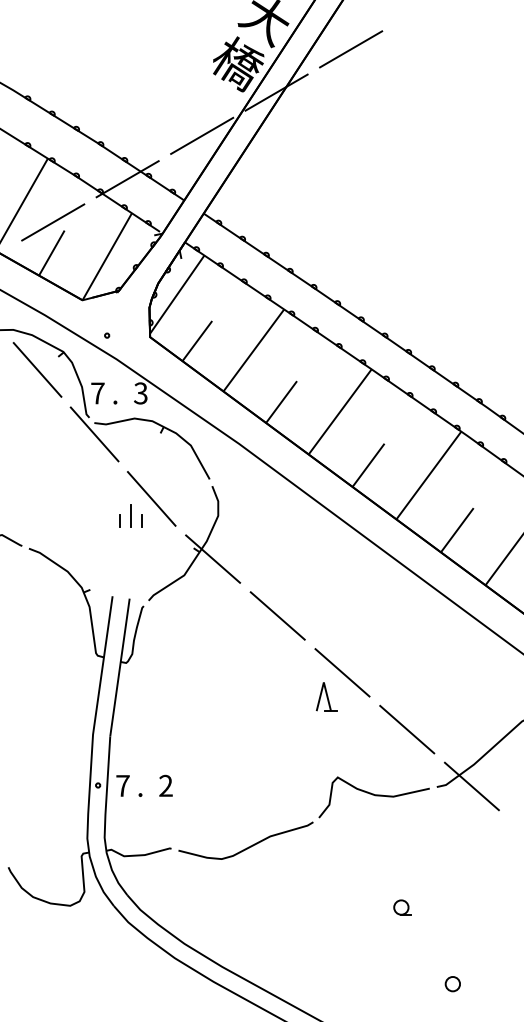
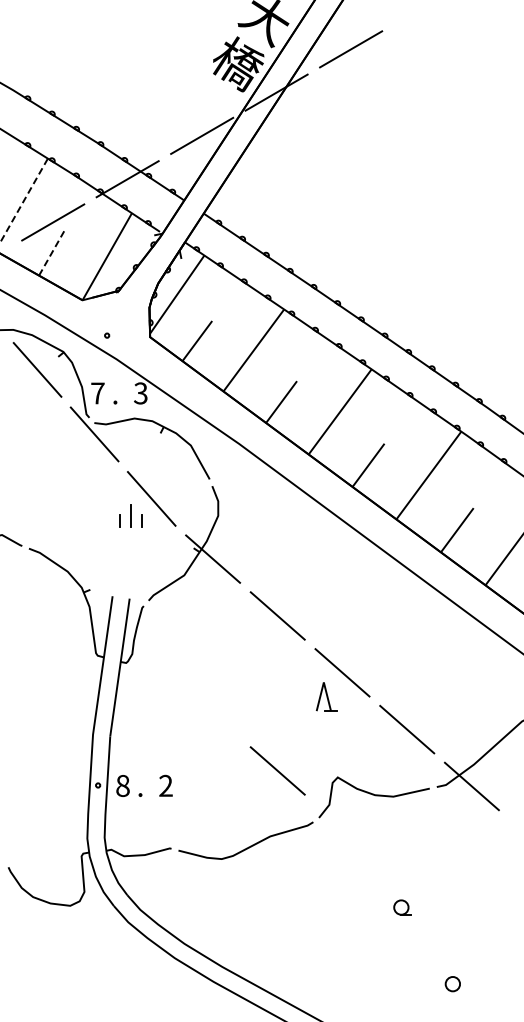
line: solid -> dashed (24, 200)
line: solid -> dashed (51, 253)
line: none -> present (277, 770)
text: 7 -> 8 (122, 786)
